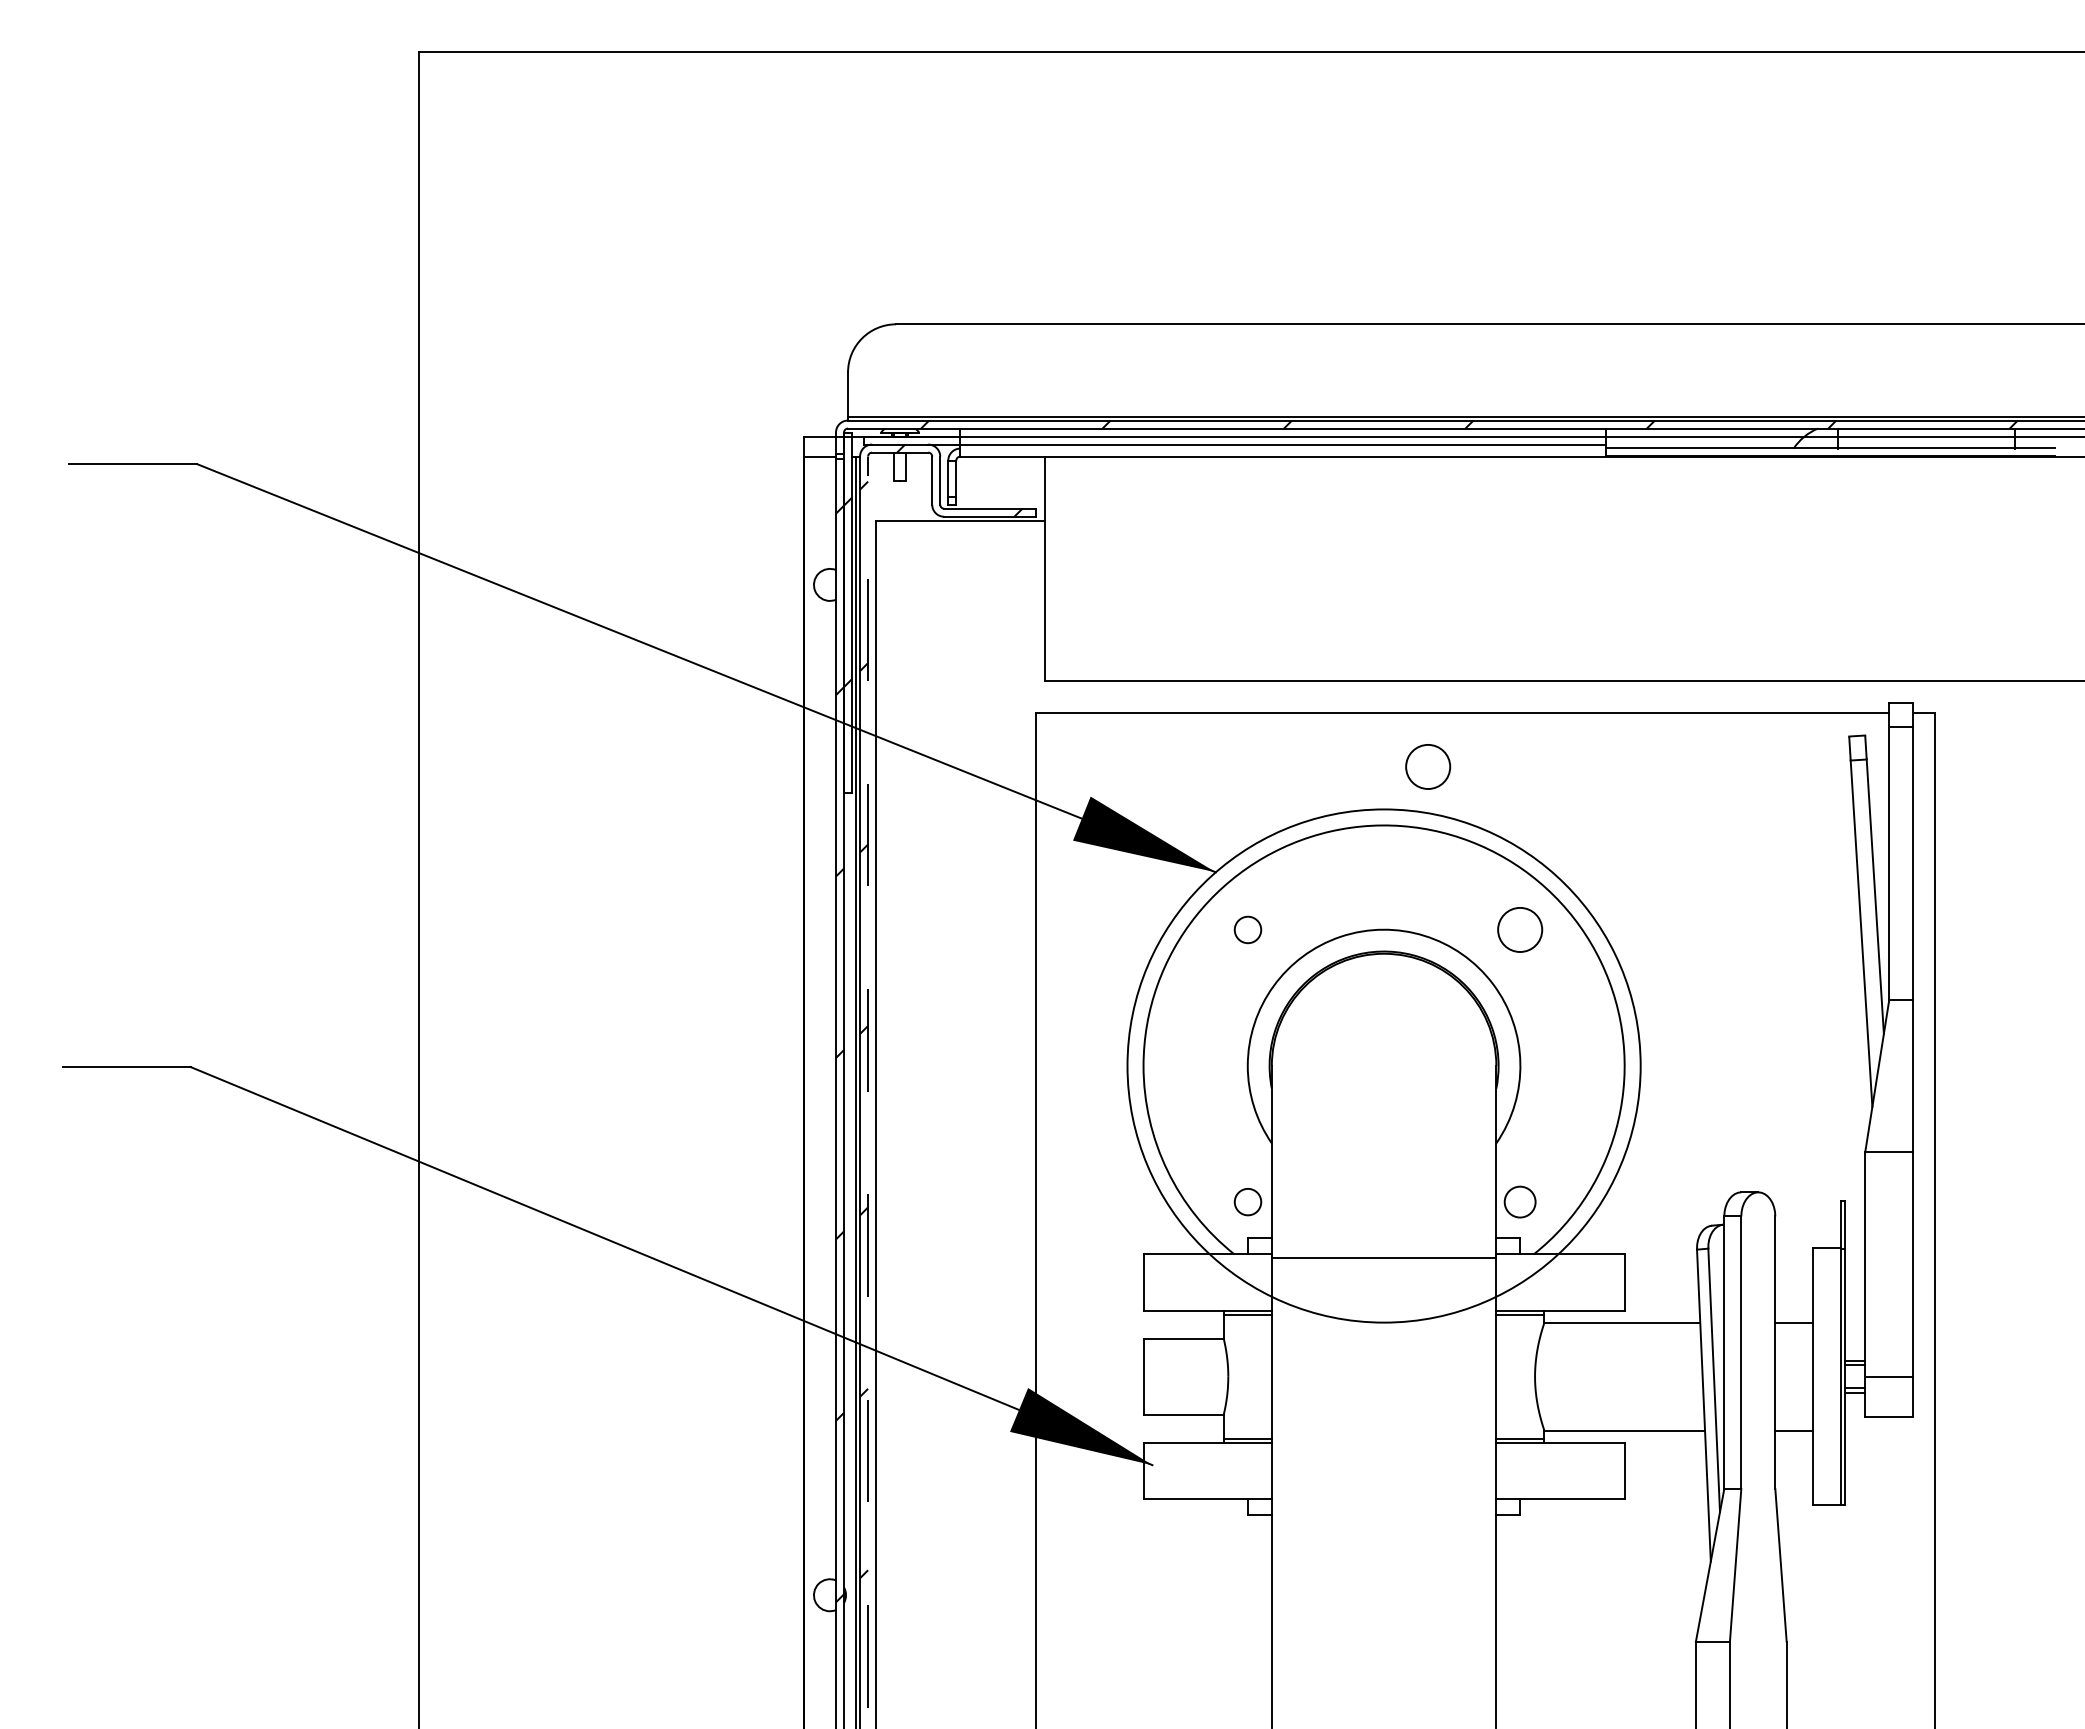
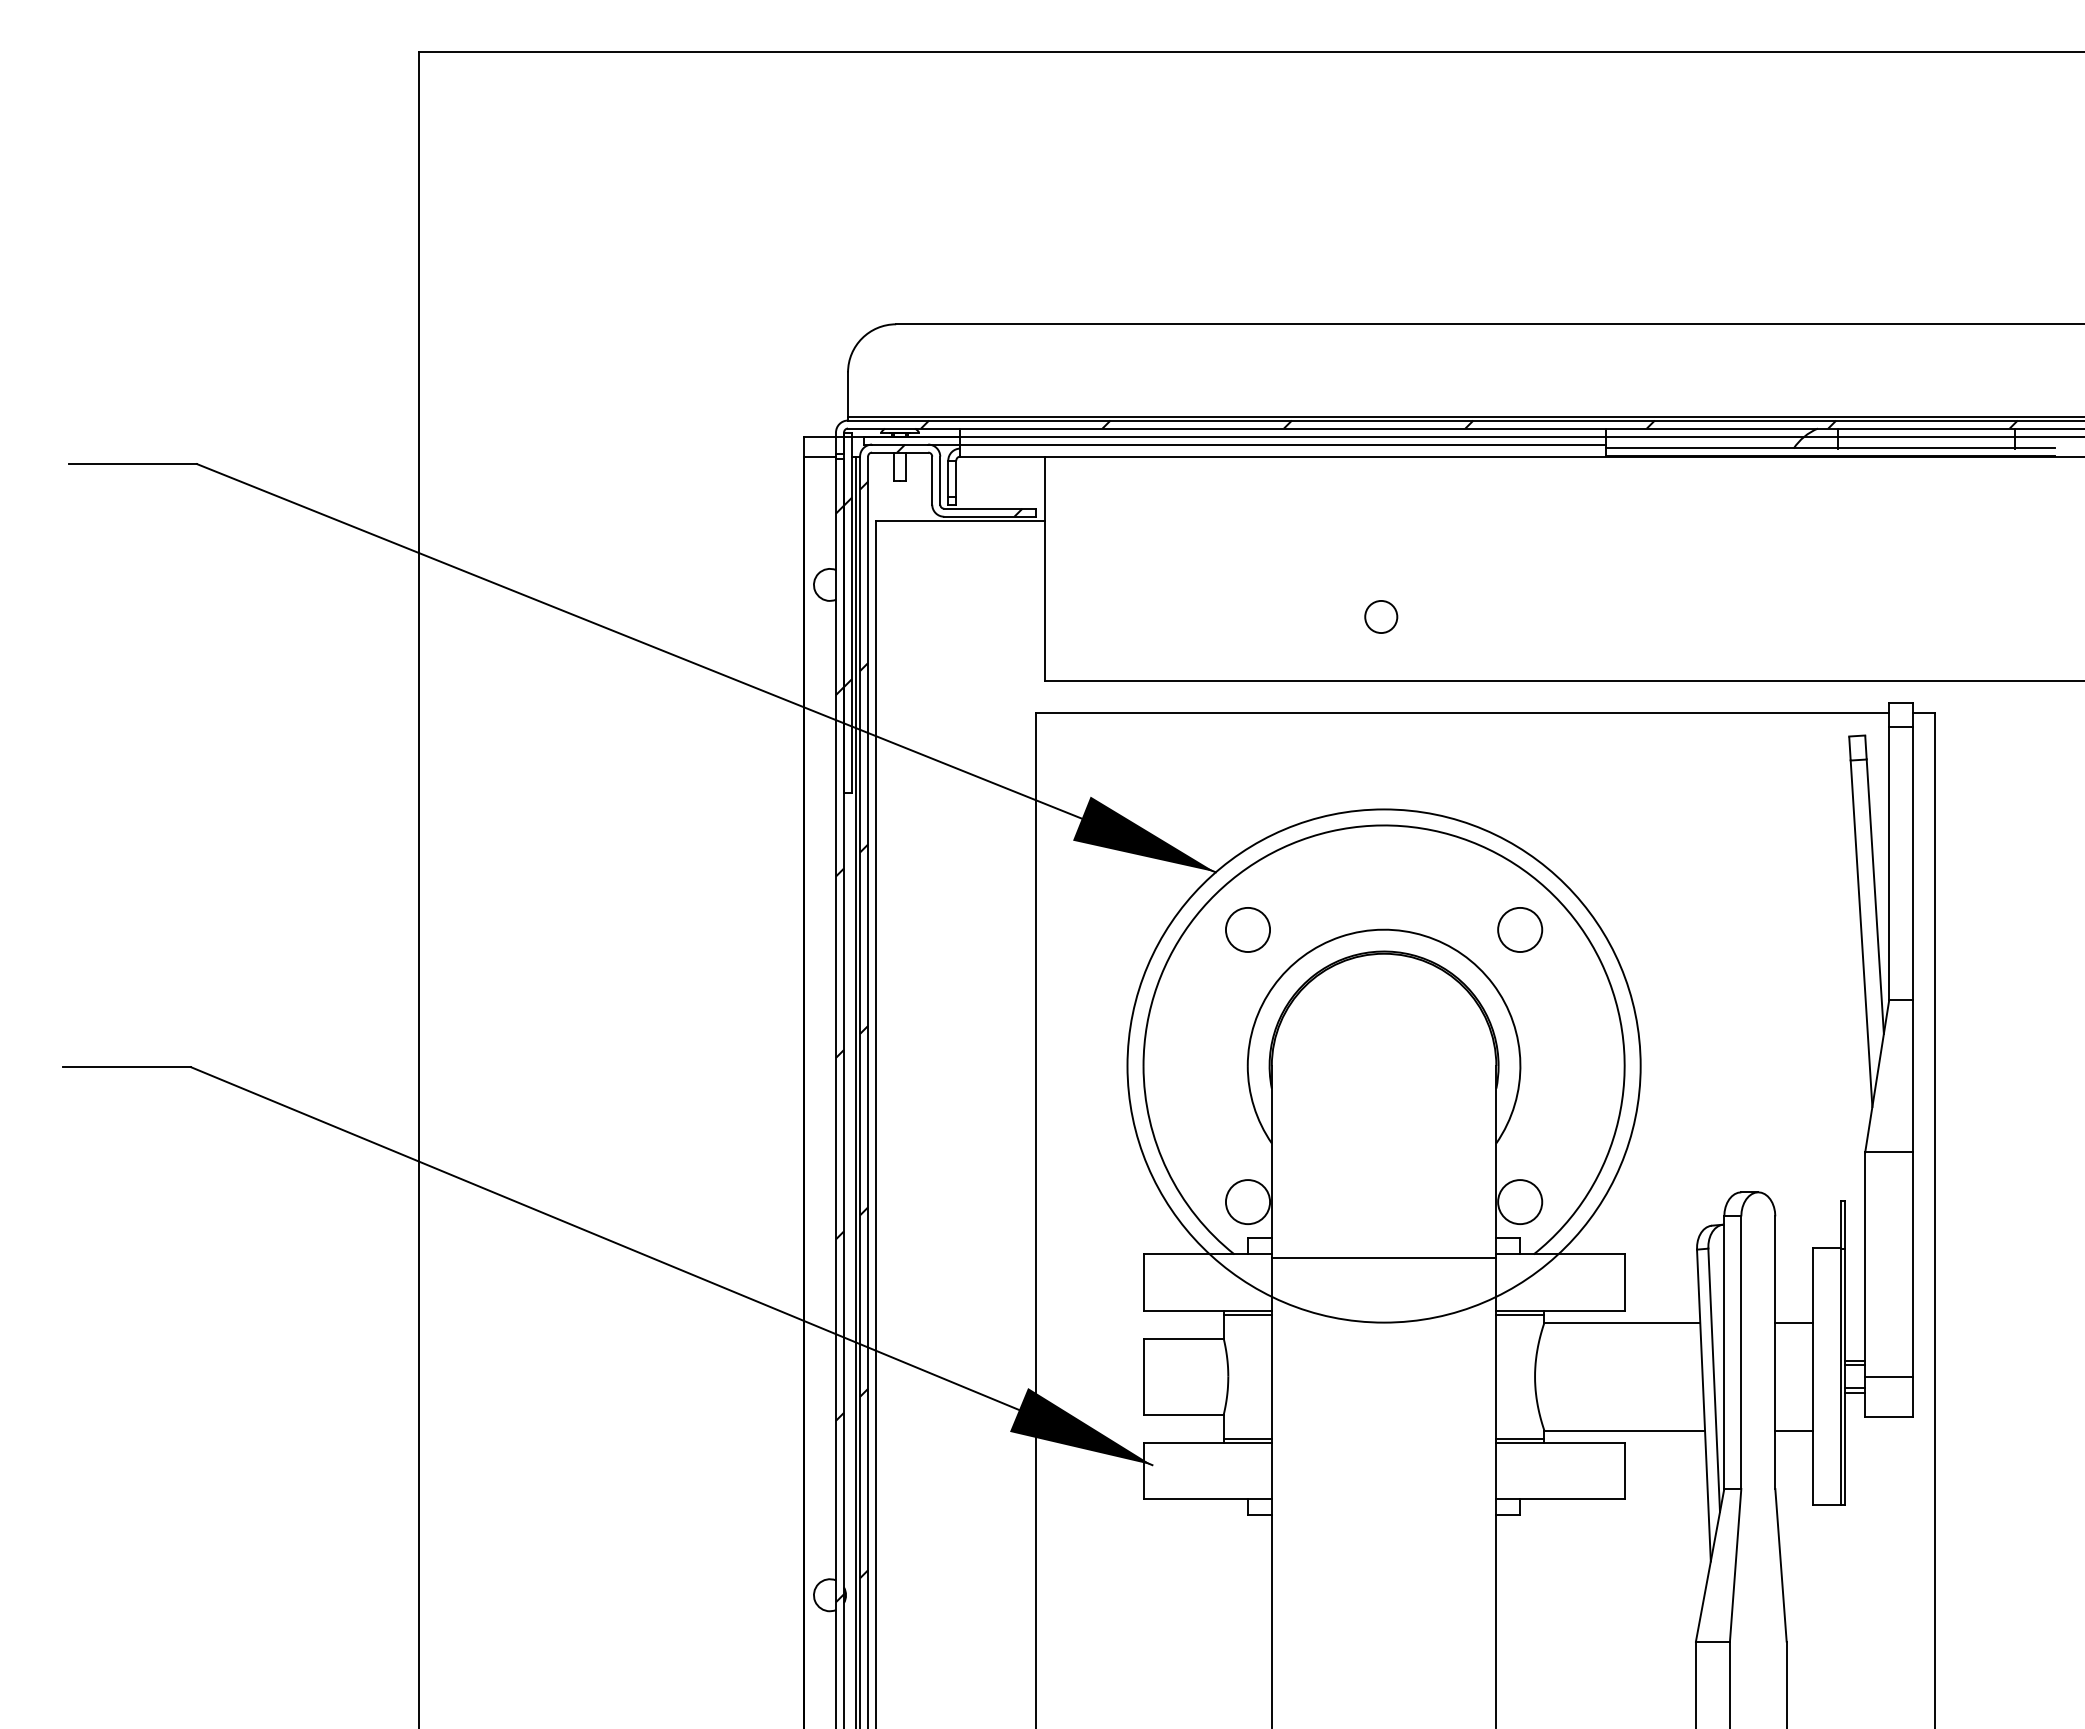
circle: none -> present (1381, 616)
circle: present -> none (1428, 766)
circle size: 30x30 px -> 46x46 px (1247, 929)
line: dashed -> solid (868, 1092)
circle diameter: 26 px -> 44 px (1247, 1202)
circle diameter: 31 px -> 44 px (1520, 1202)
